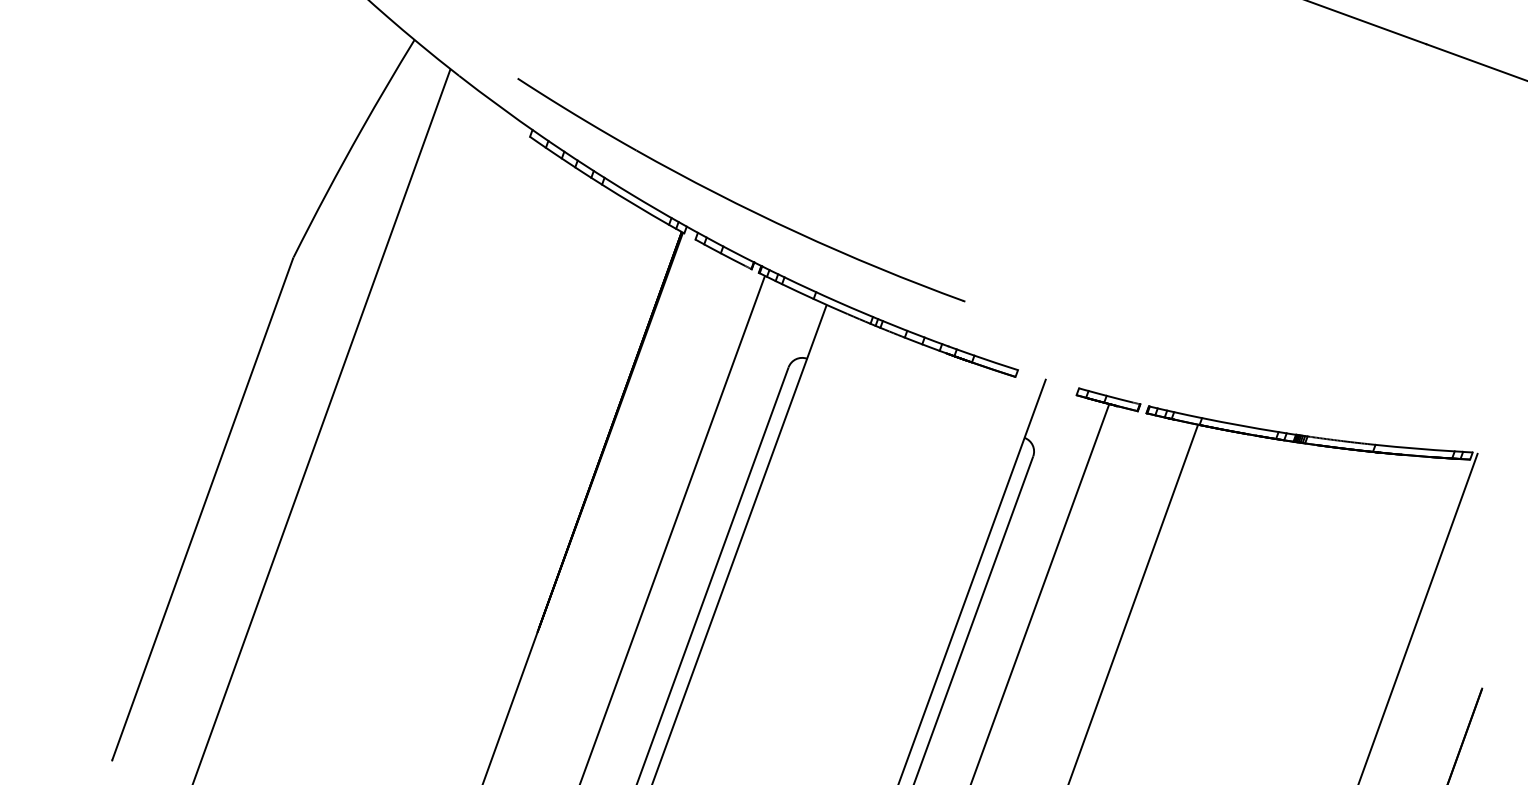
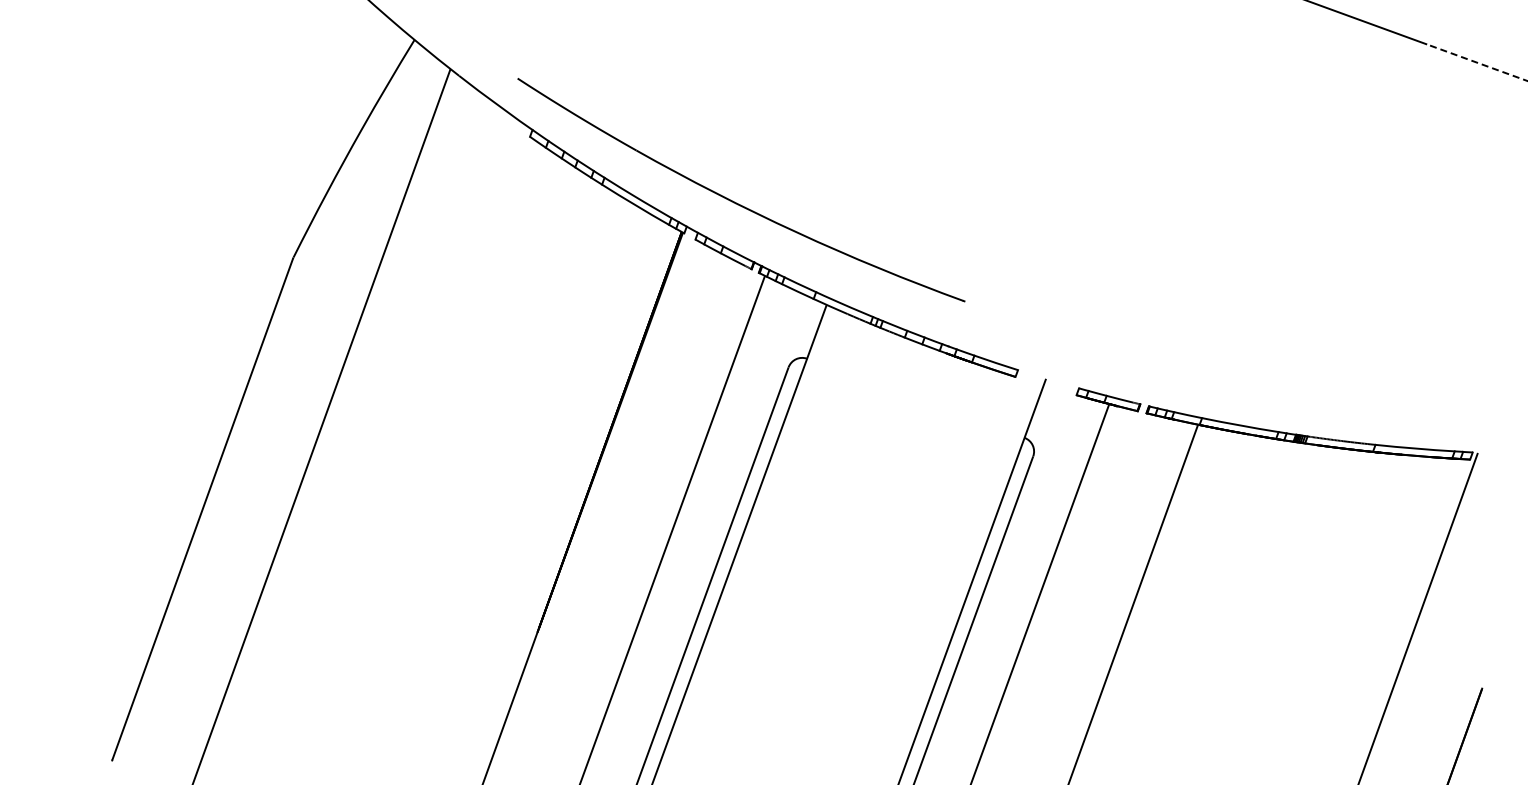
line: solid -> dashed (1476, 62)
